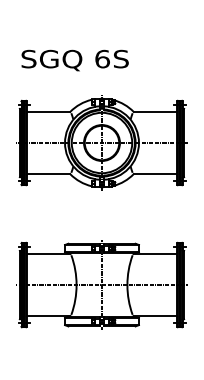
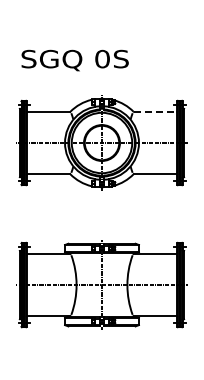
text: 6S -> 0S (102, 58)
line: solid -> dashed (155, 112)
